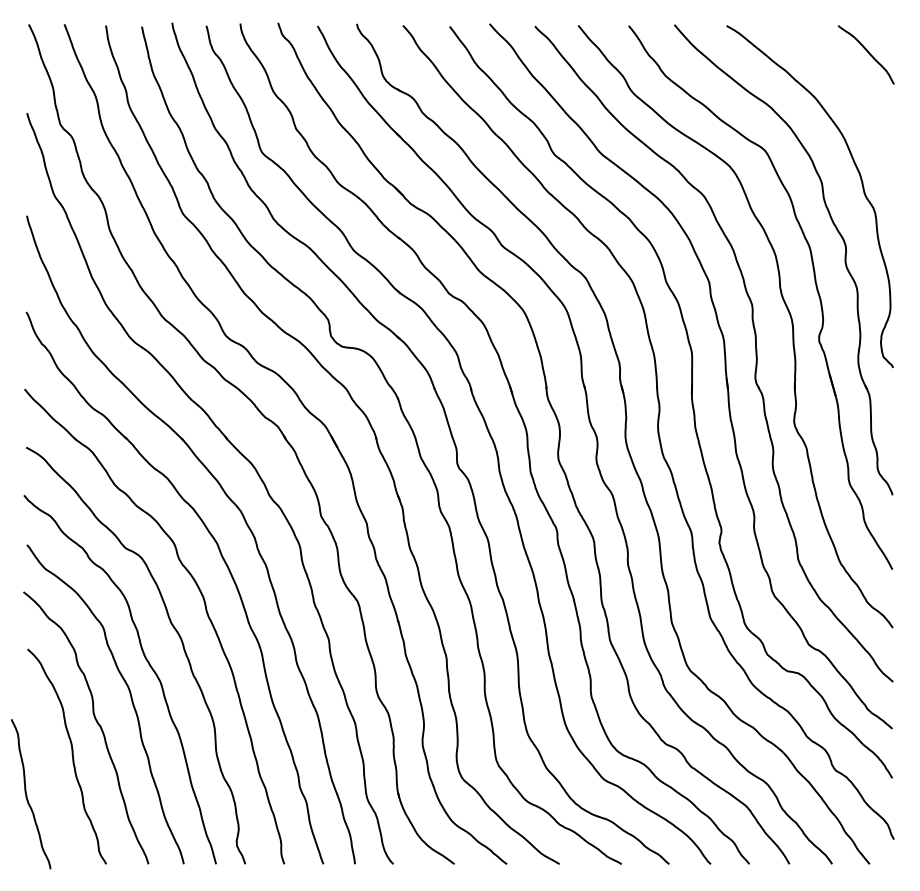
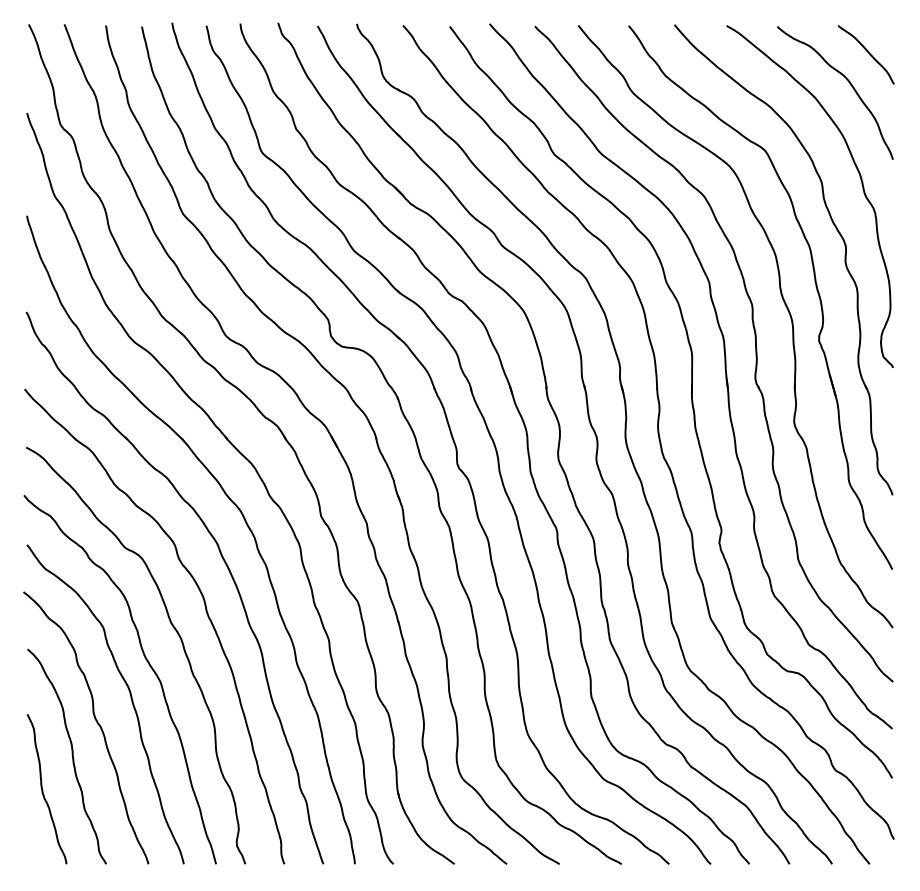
curve: none -> present (847, 81)
curve position: (27, 794) -> (43, 789) (43, 789)
